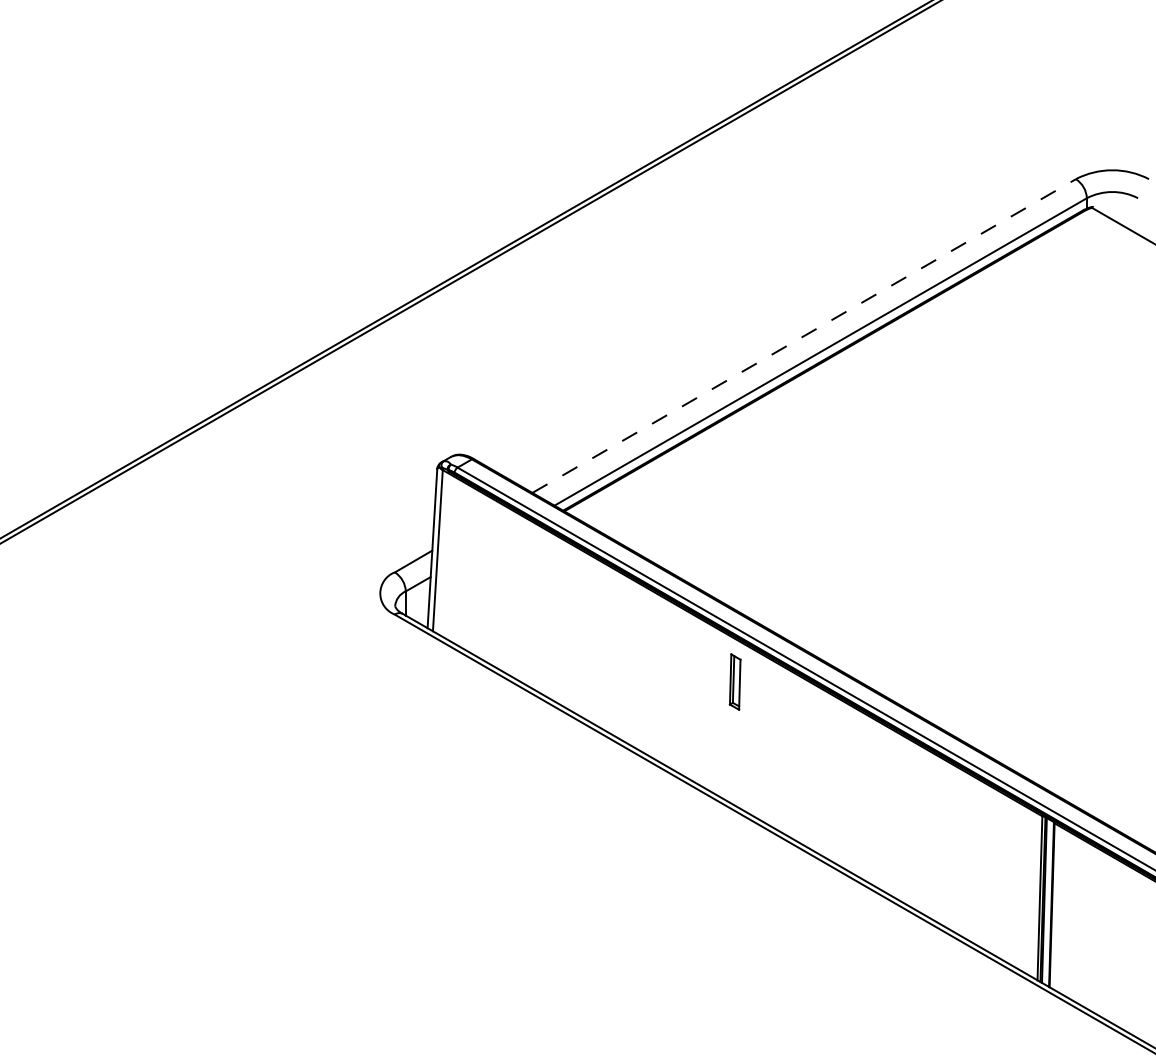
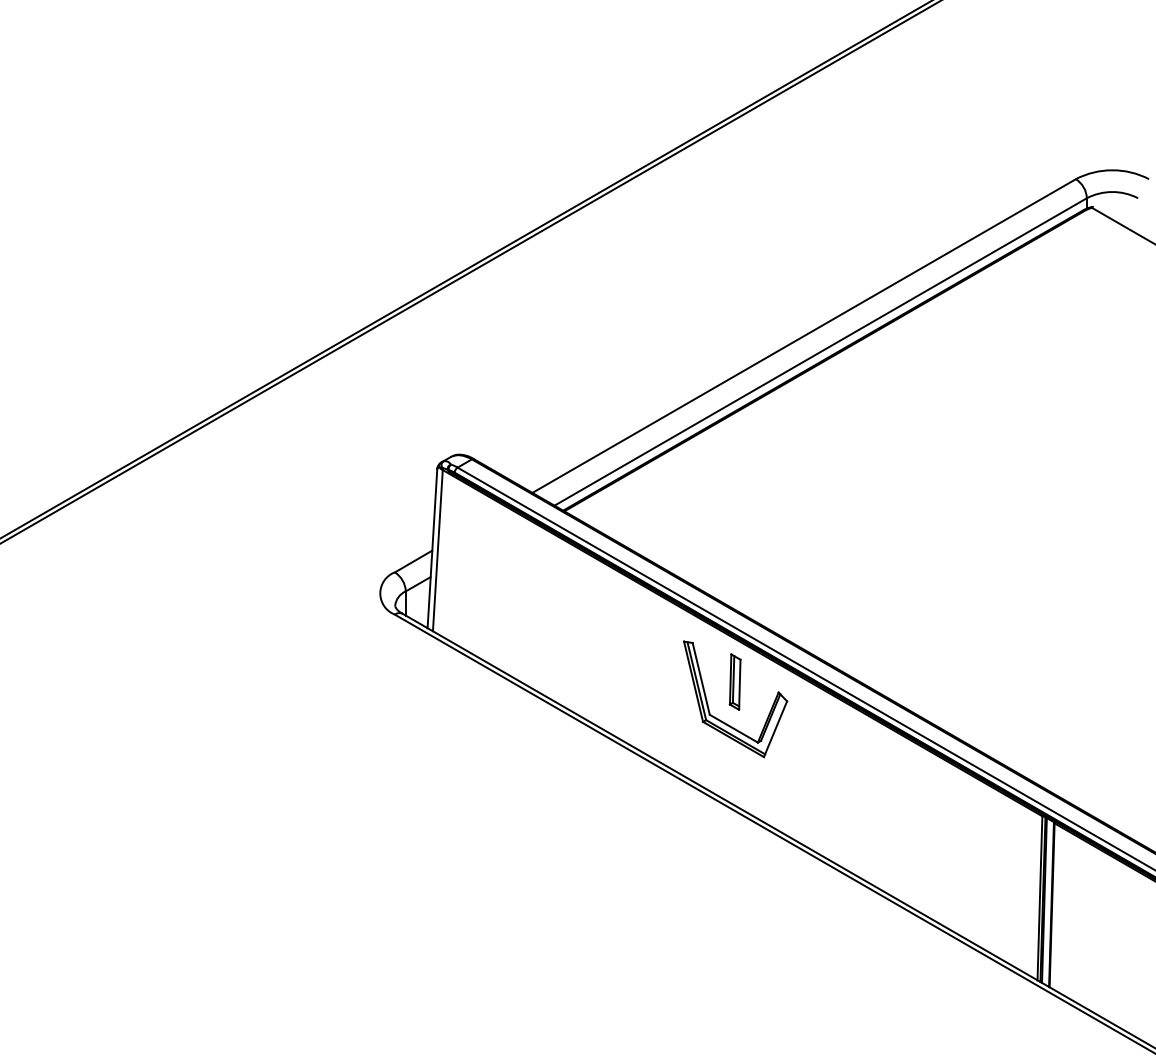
line: dashed -> solid (804, 336)
part: none -> present (720, 719)
